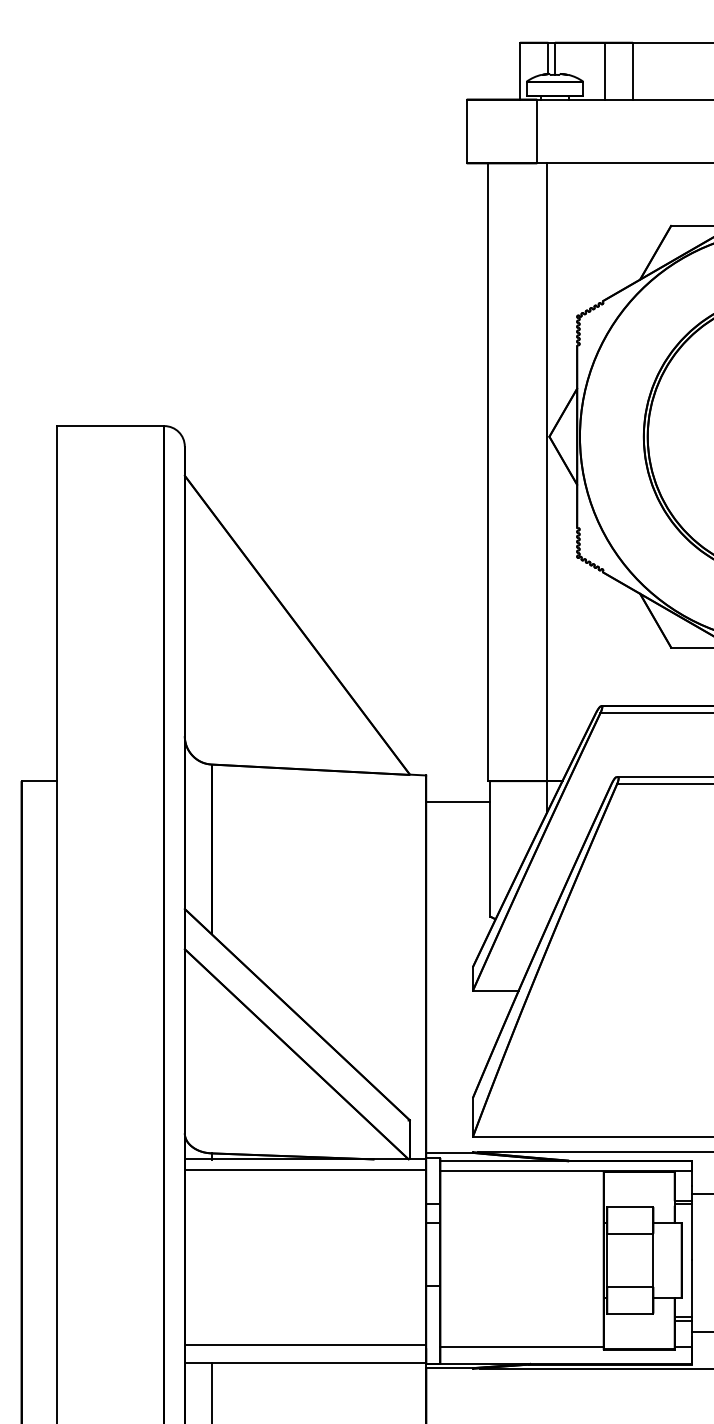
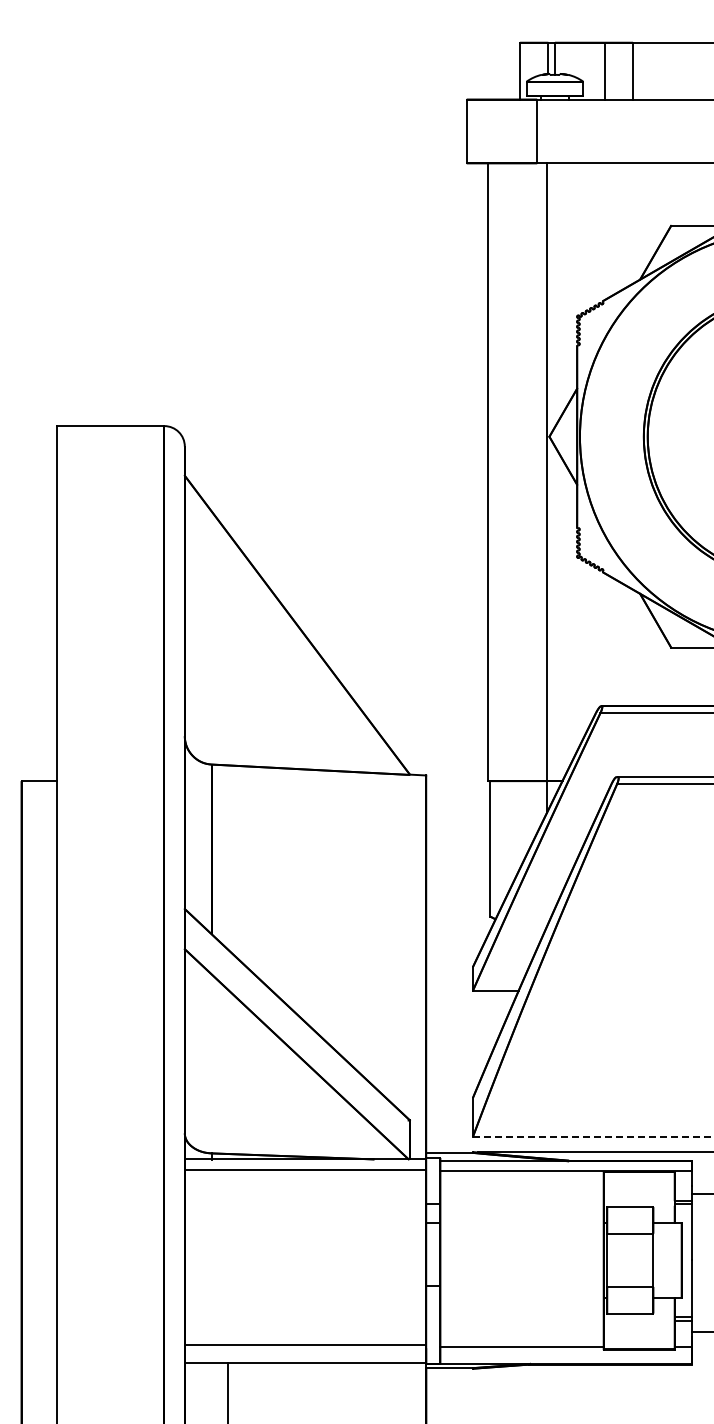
line: present -> none (458, 802)
line: solid -> dashed (593, 1136)
line: present -> none (594, 1368)
line position: (211, 1391) -> (227, 1391) (227, 1391)
